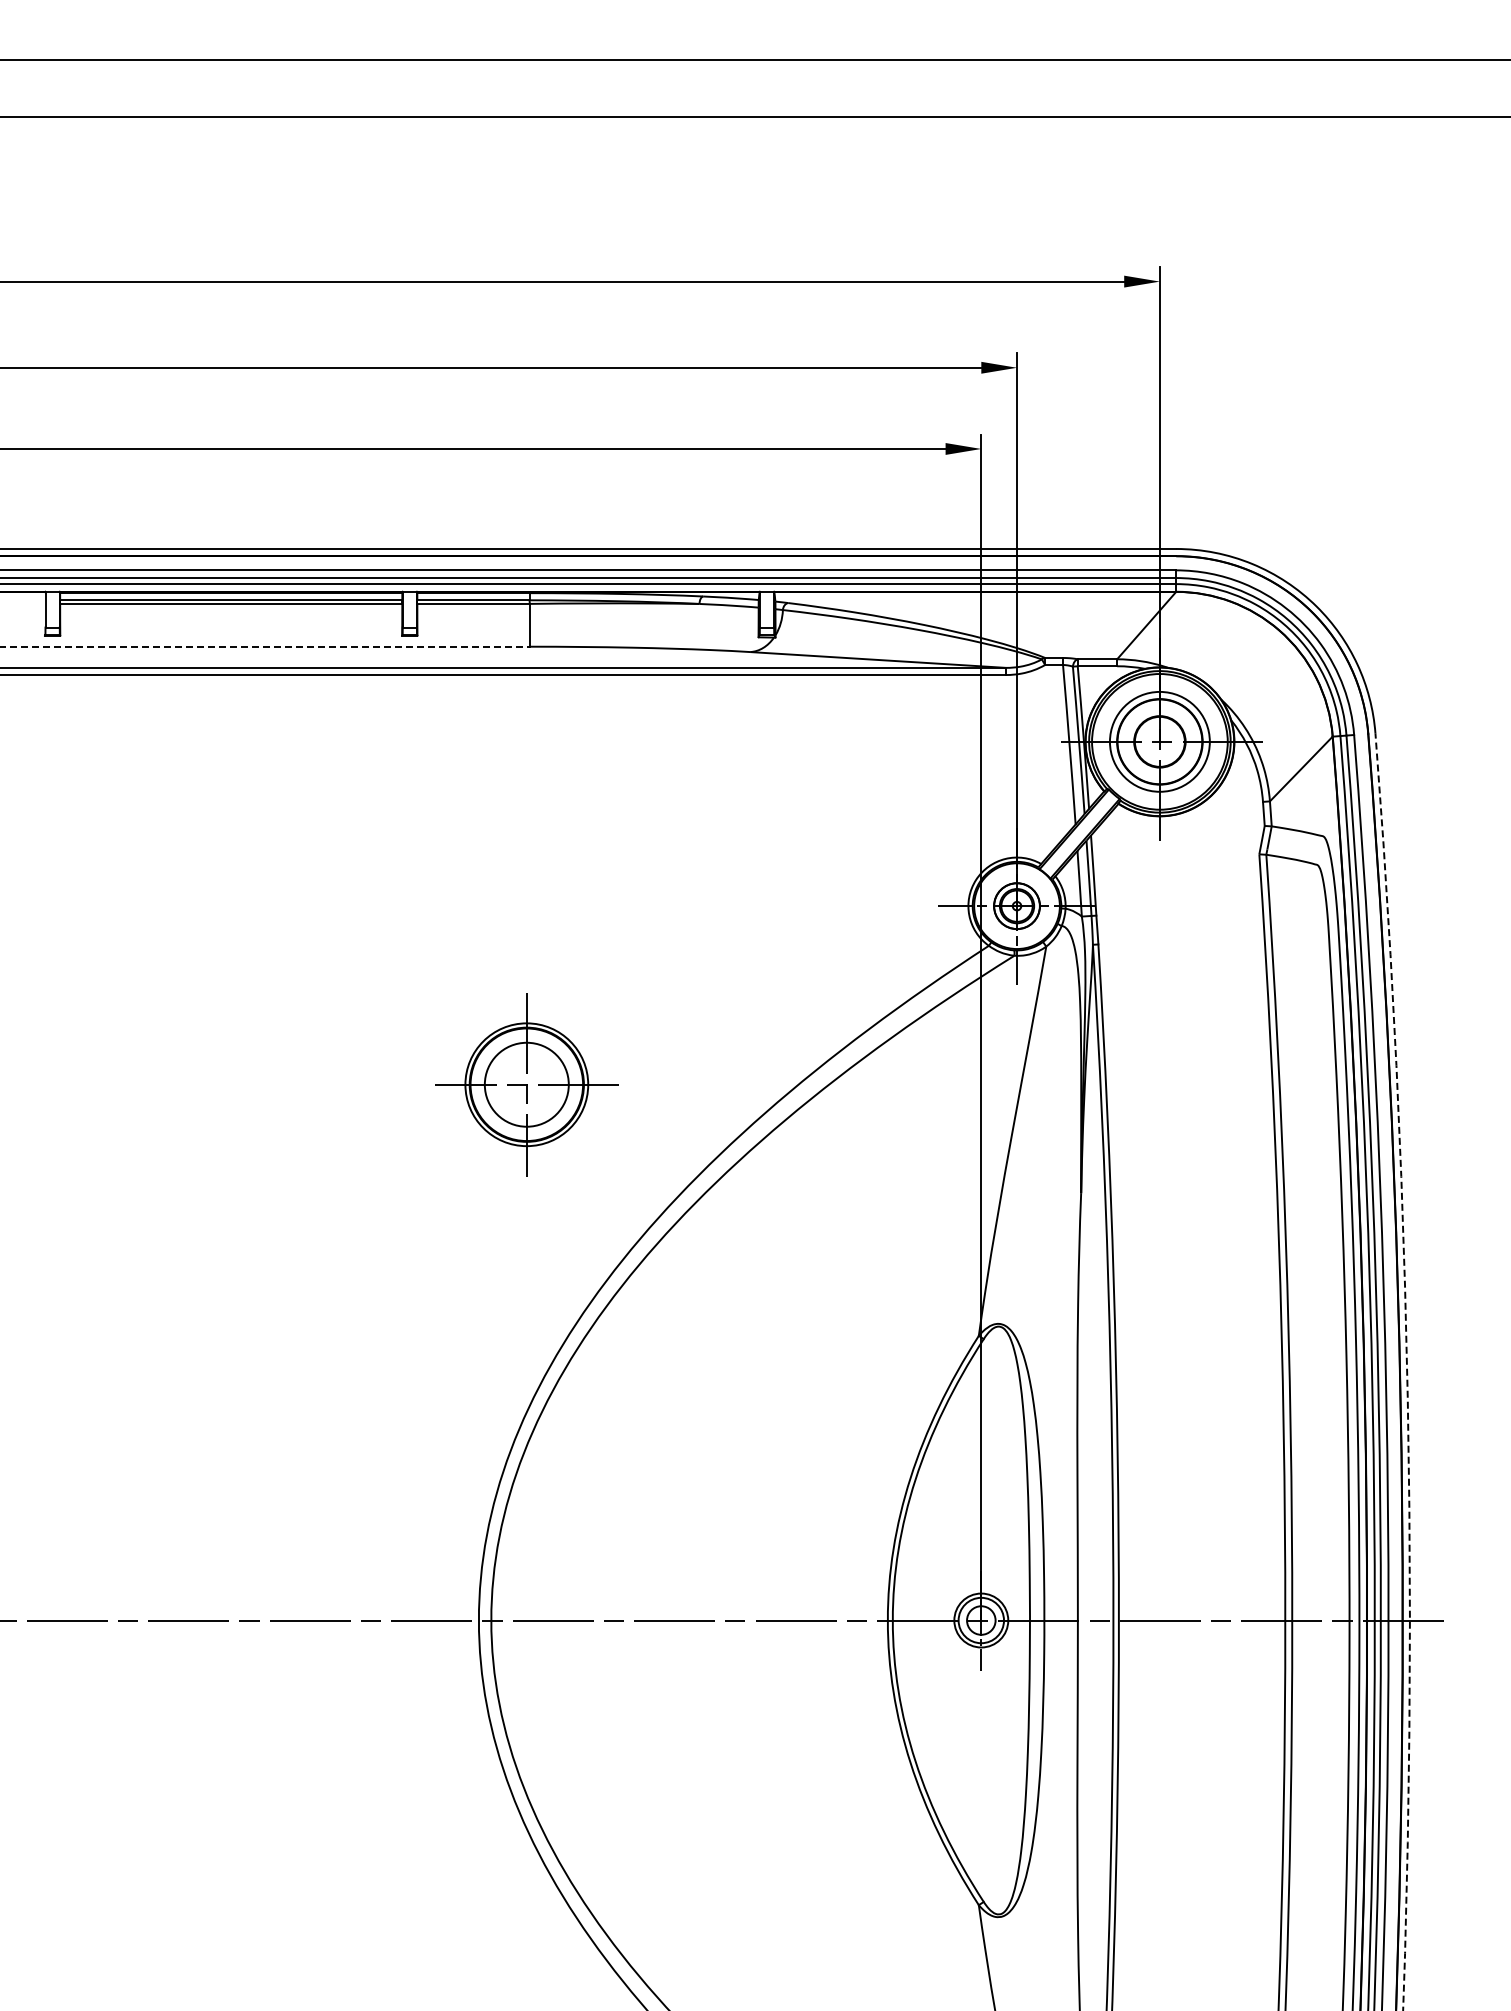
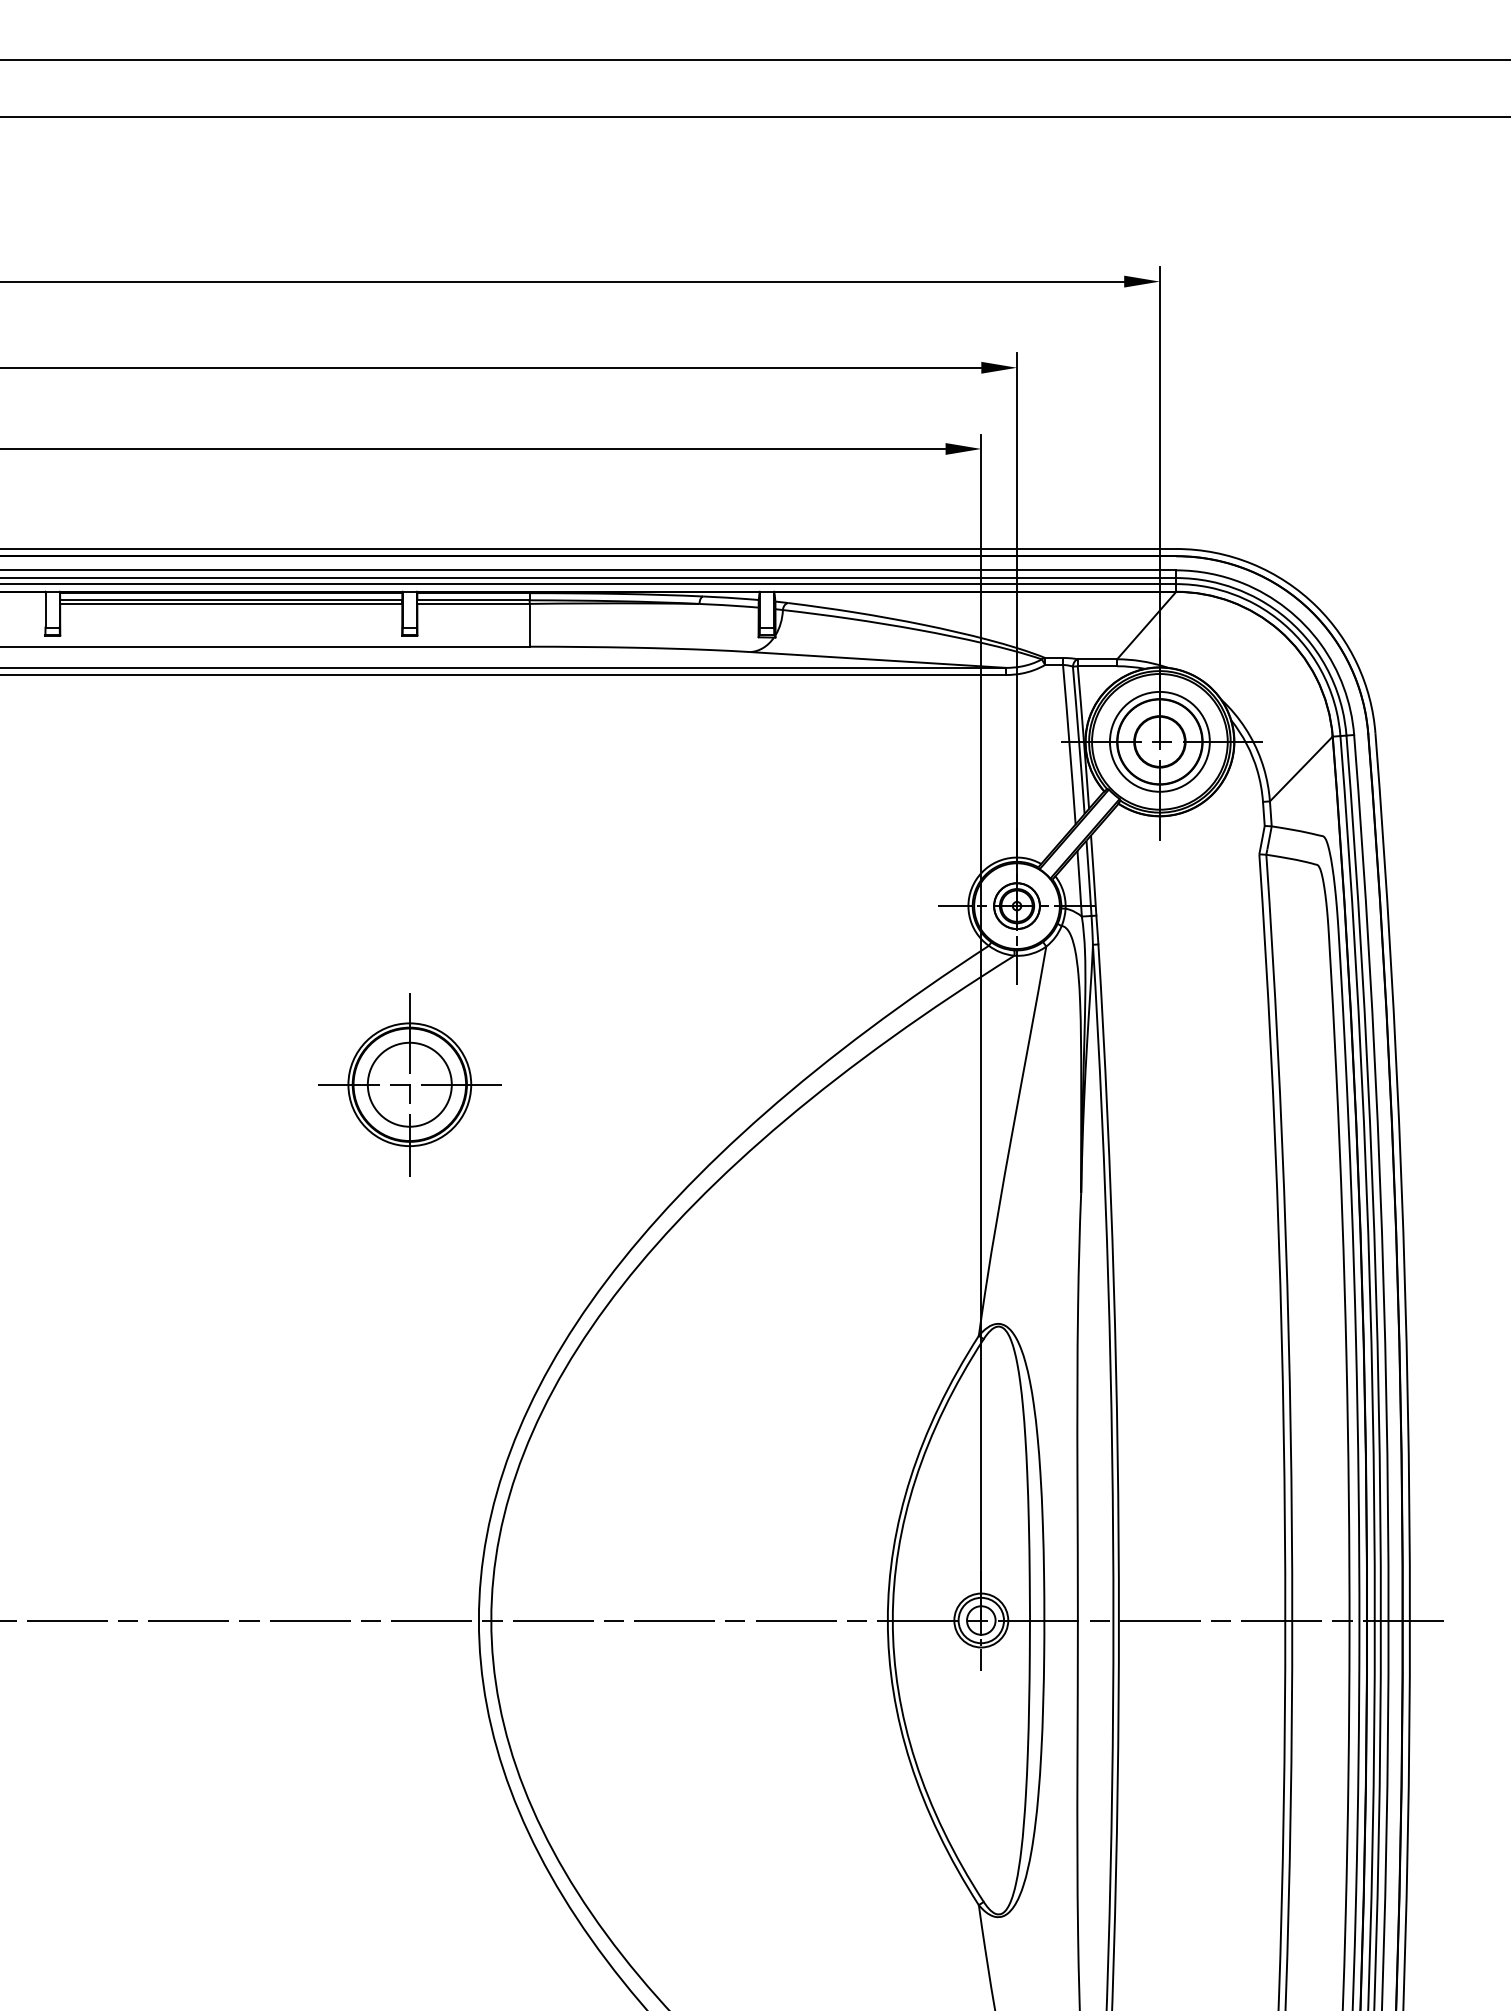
line: dashed -> solid (264, 646)
part position: (526, 1084) -> (409, 1084) (409, 1084)
arc: dashed -> solid (1407, 1371)
